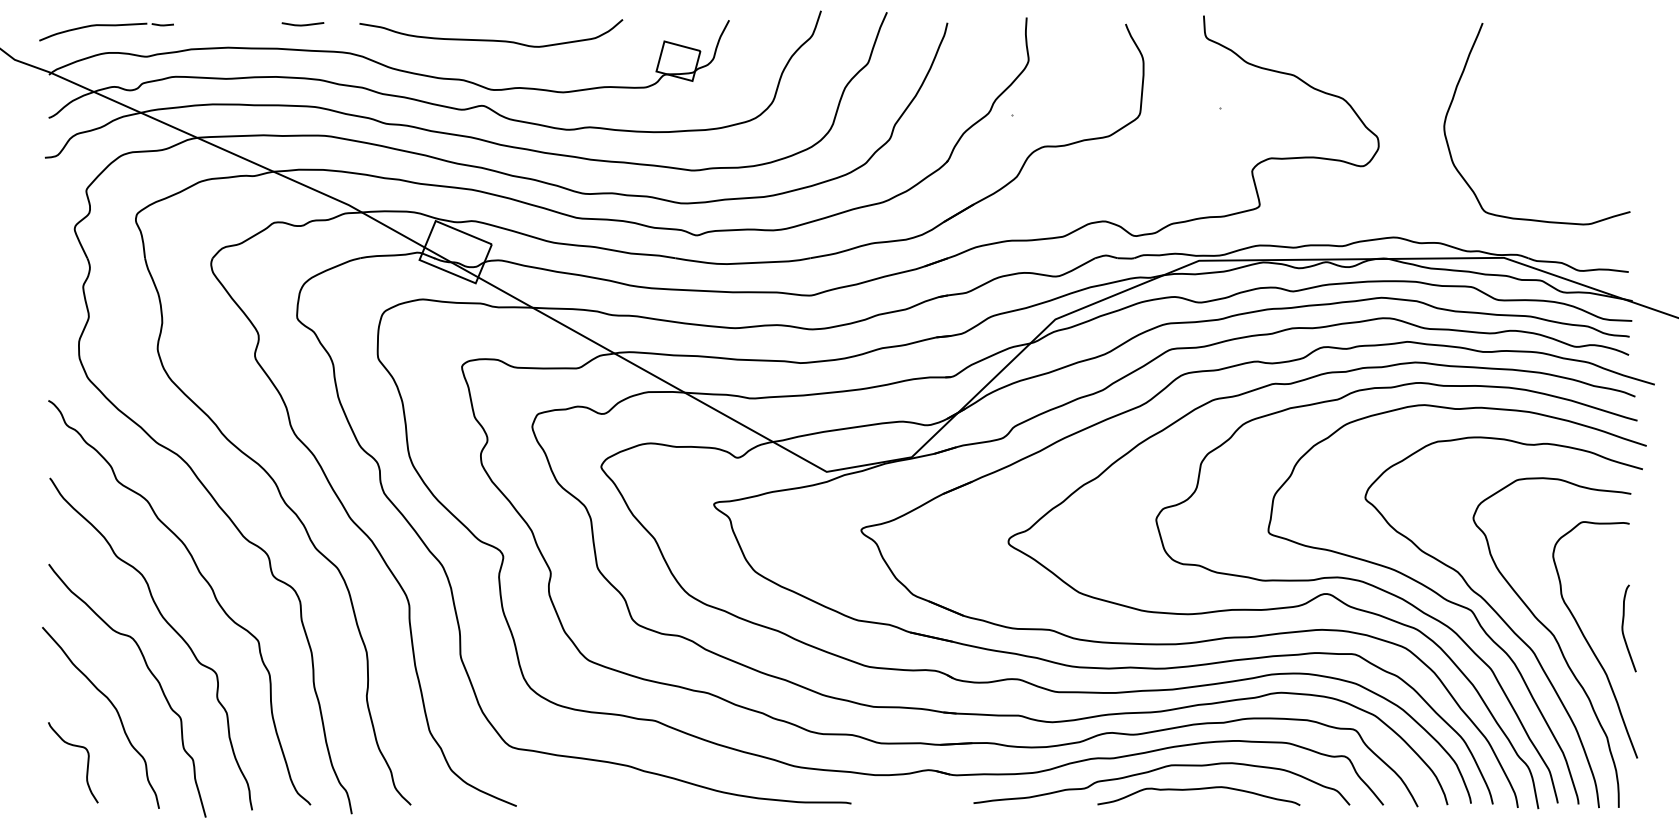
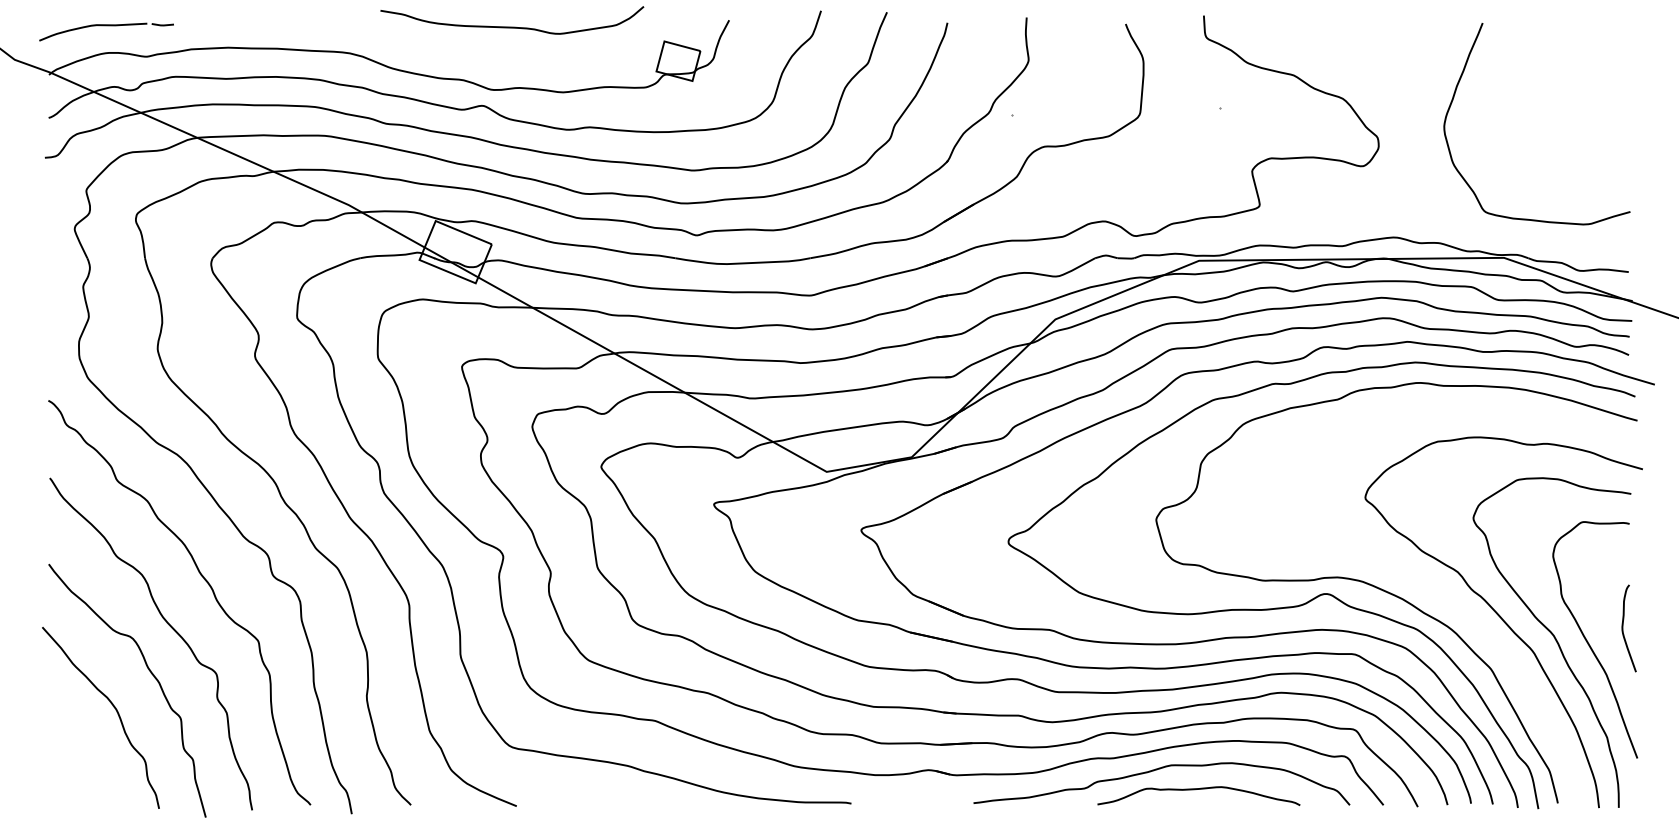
line: present -> none (302, 24)
curve position: (491, 39) -> (512, 26) (512, 26)
curve: present -> none (1456, 604)
curve: present -> none (87, 762)
